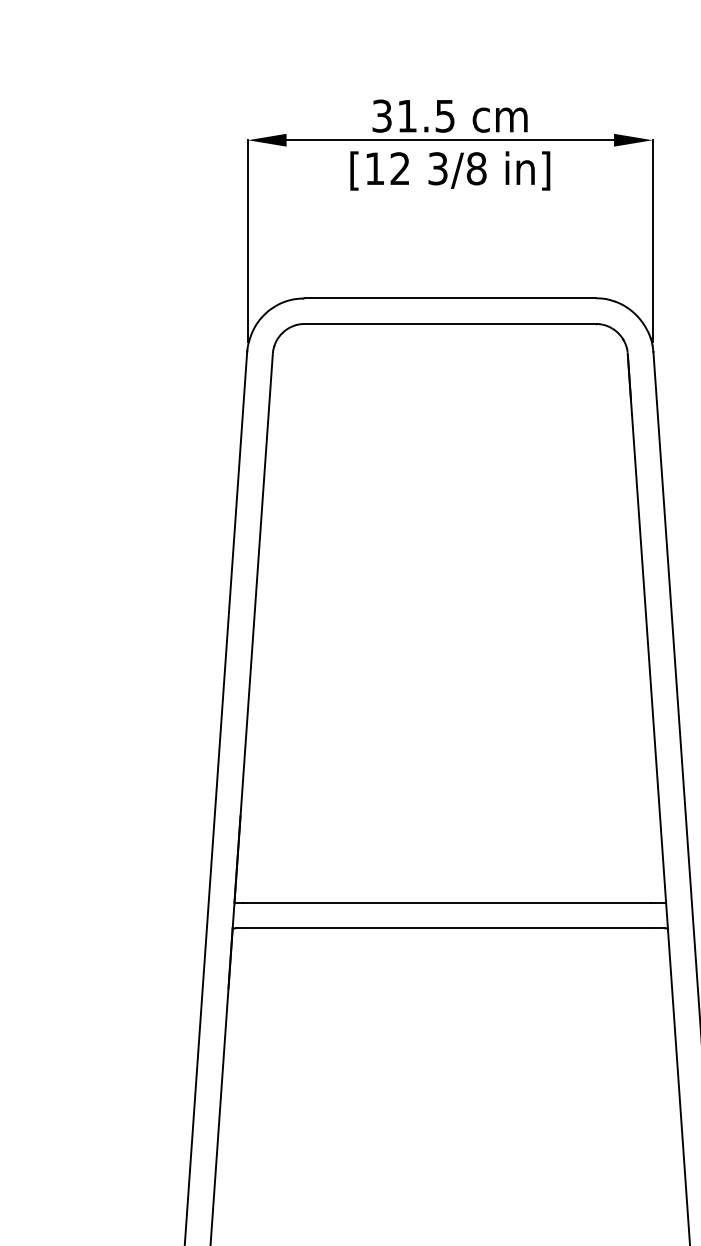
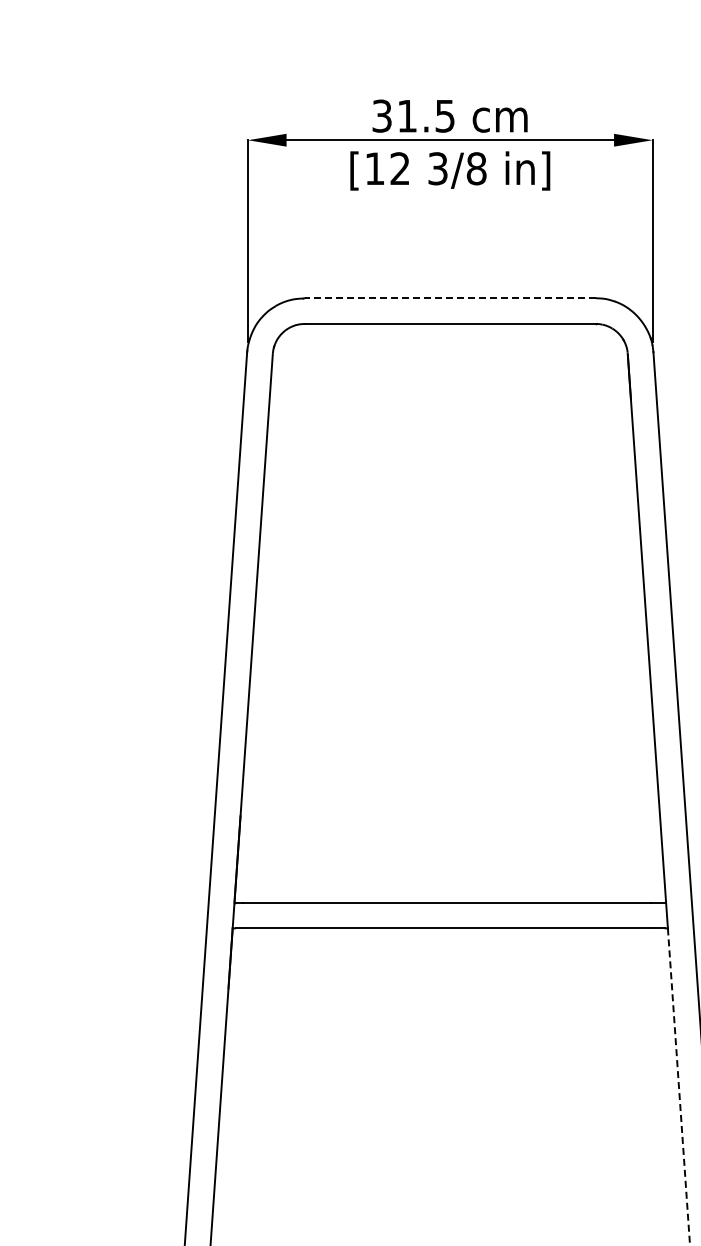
line: solid -> dashed (449, 298)
line: solid -> dashed (678, 1087)
